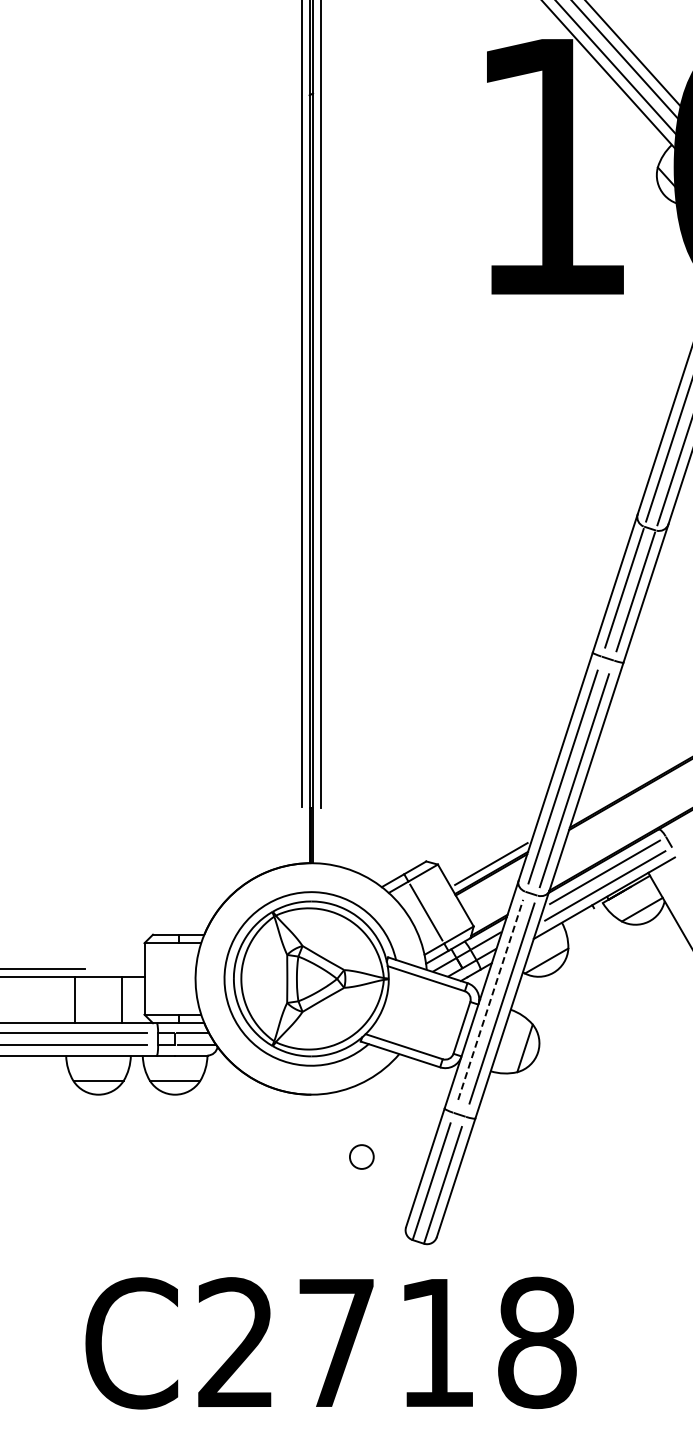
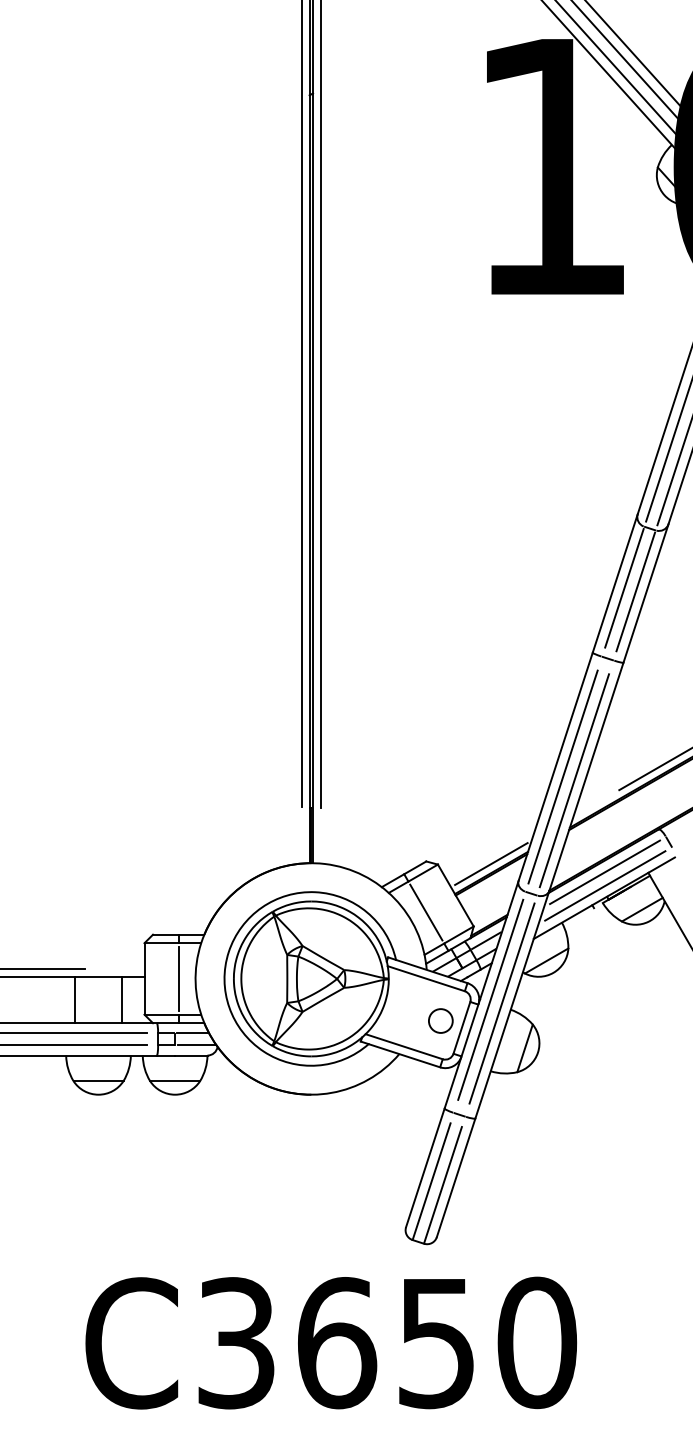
line: none -> present (654, 769)
line: none -> present (178, 978)
line: dashed -> solid (490, 999)
circle position: (361, 1156) -> (440, 1020) (440, 1020)
text: C2718 -> C3650 (387, 1342)
